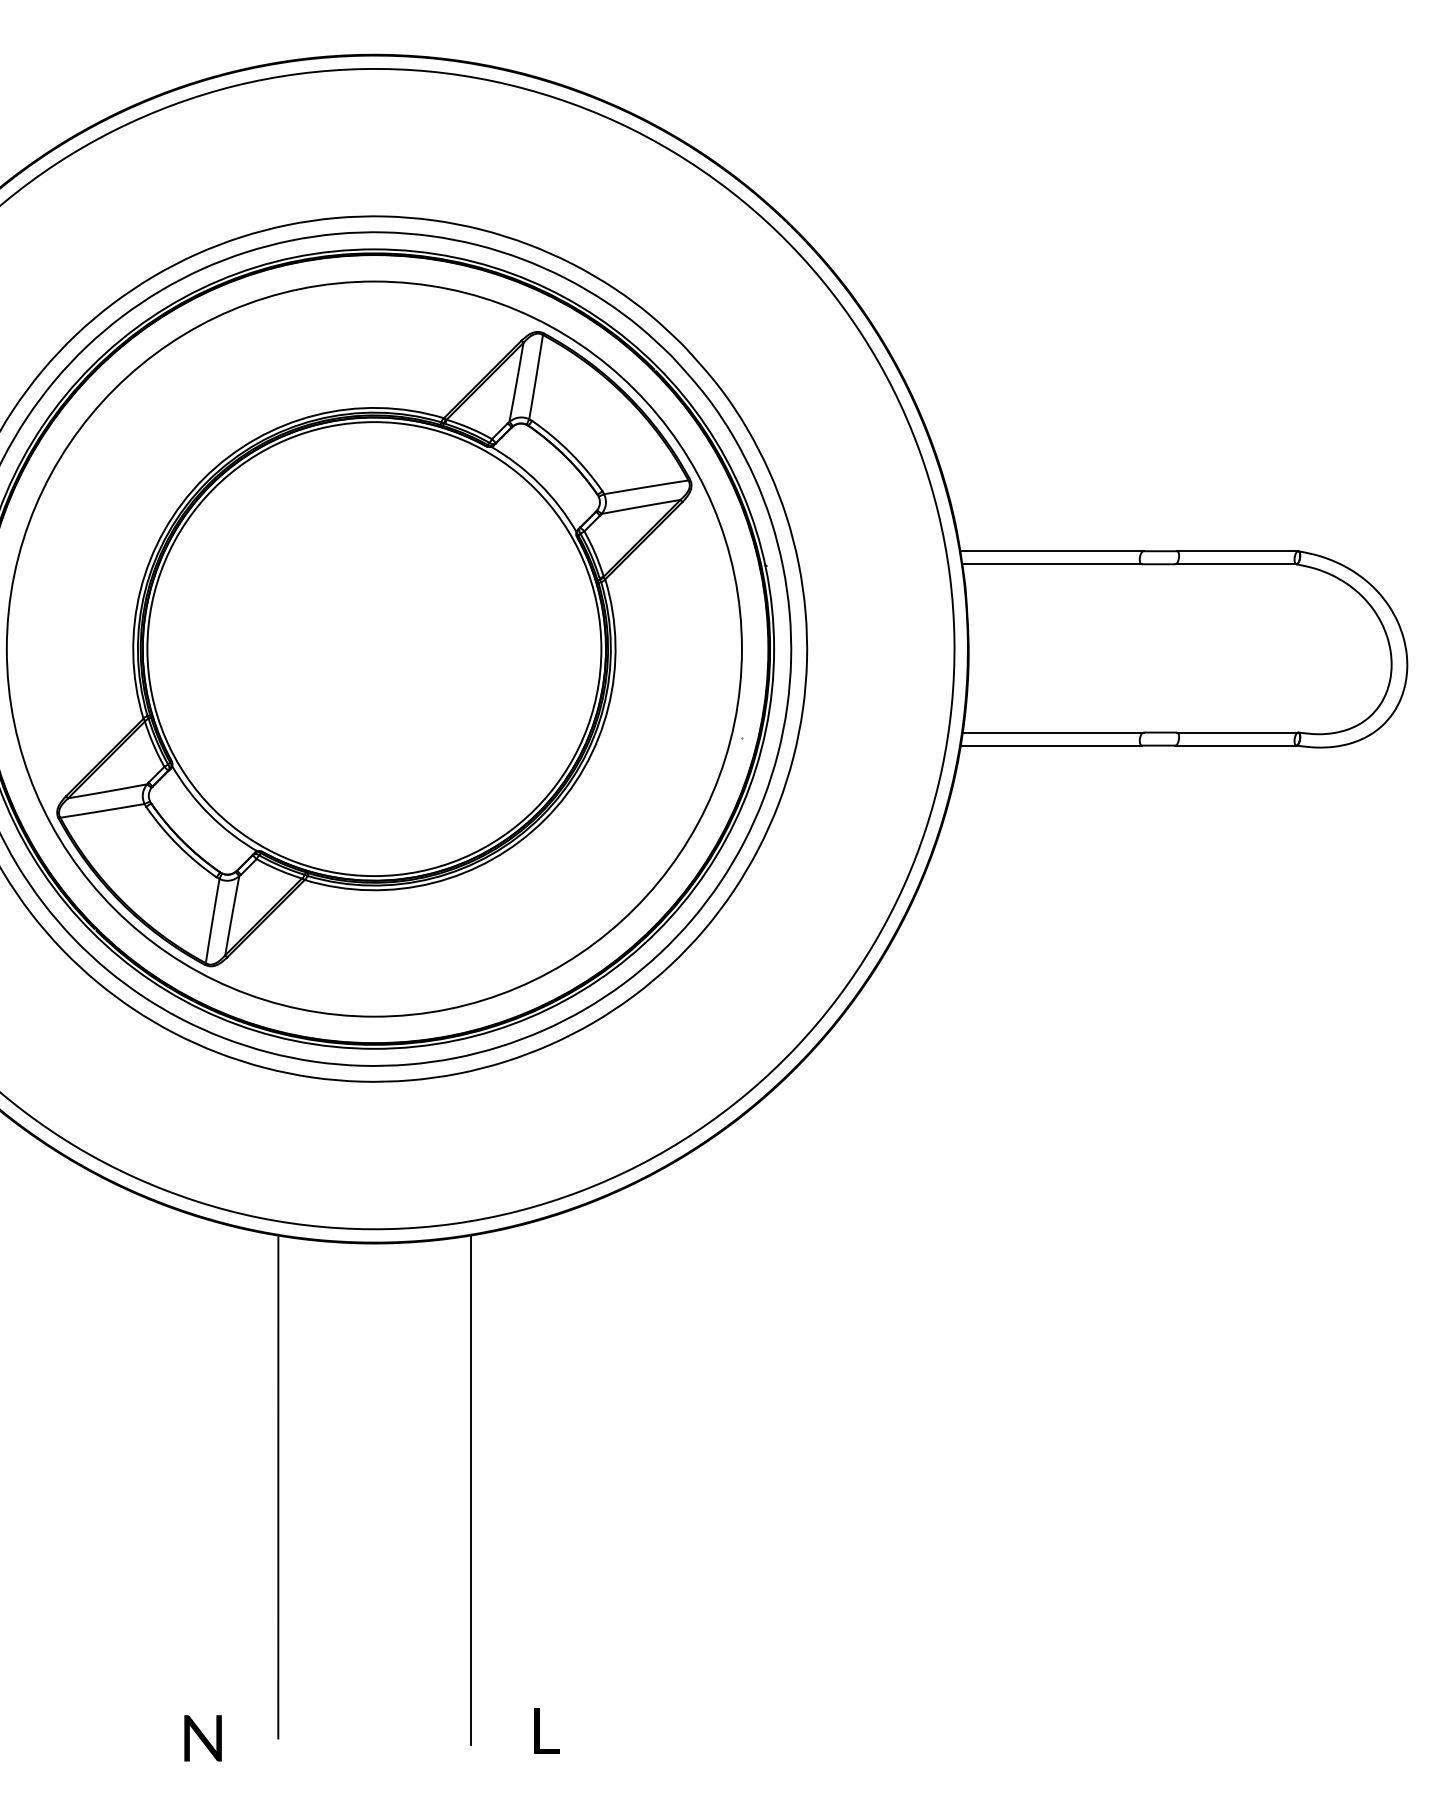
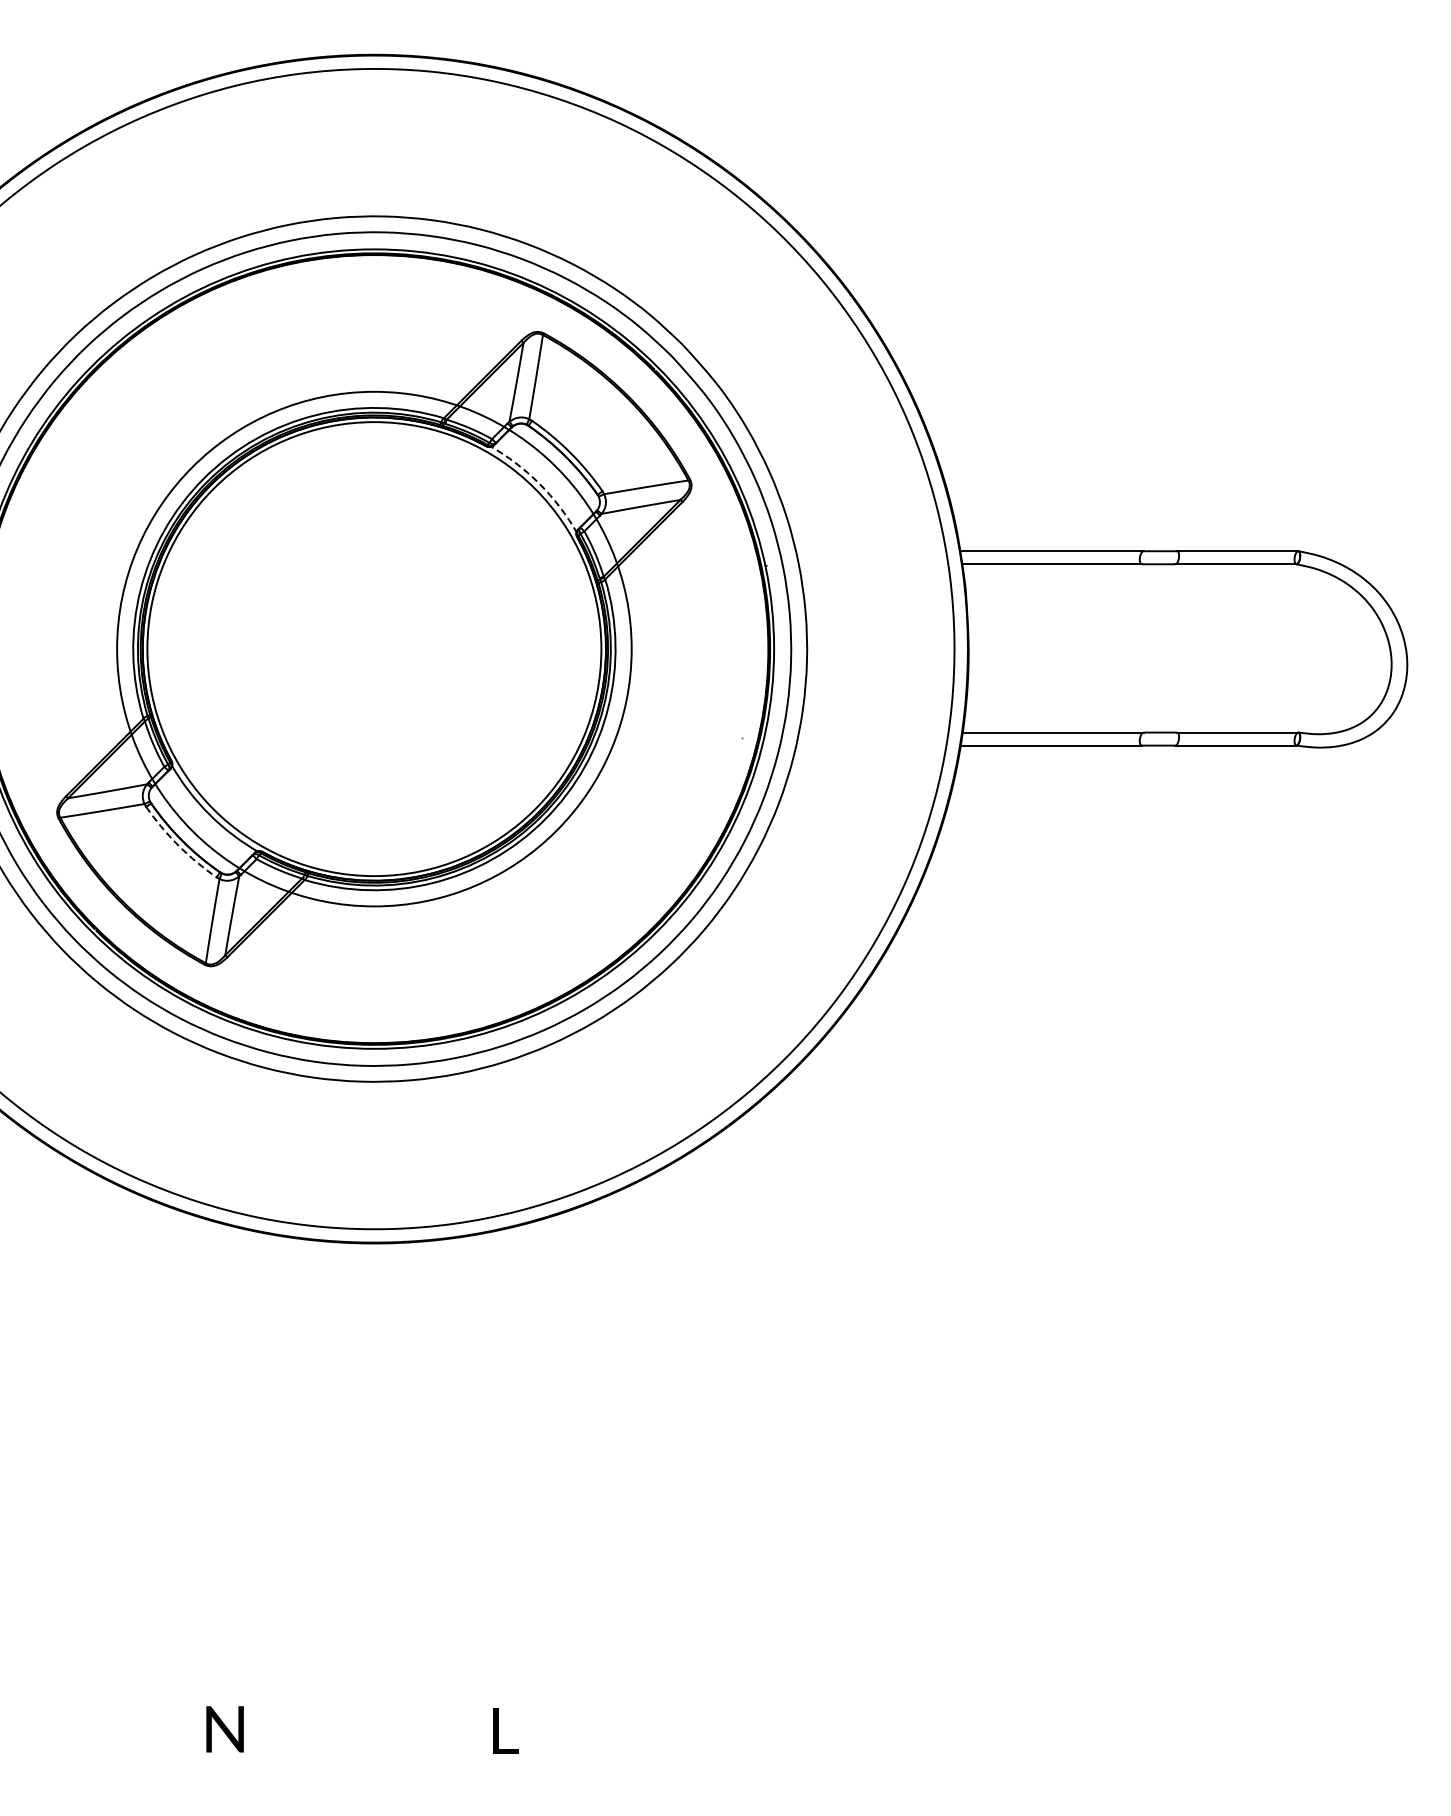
arc: solid -> dashed (539, 483)
circle diameter: 735 px -> 515 px (374, 648)
arc: solid -> dashed (178, 845)
line: present -> none (278, 1487)
line: present -> none (470, 1489)
text position: (546, 1730) -> (505, 1730) (505, 1730)
text position: (202, 1738) -> (224, 1729) (224, 1729)
